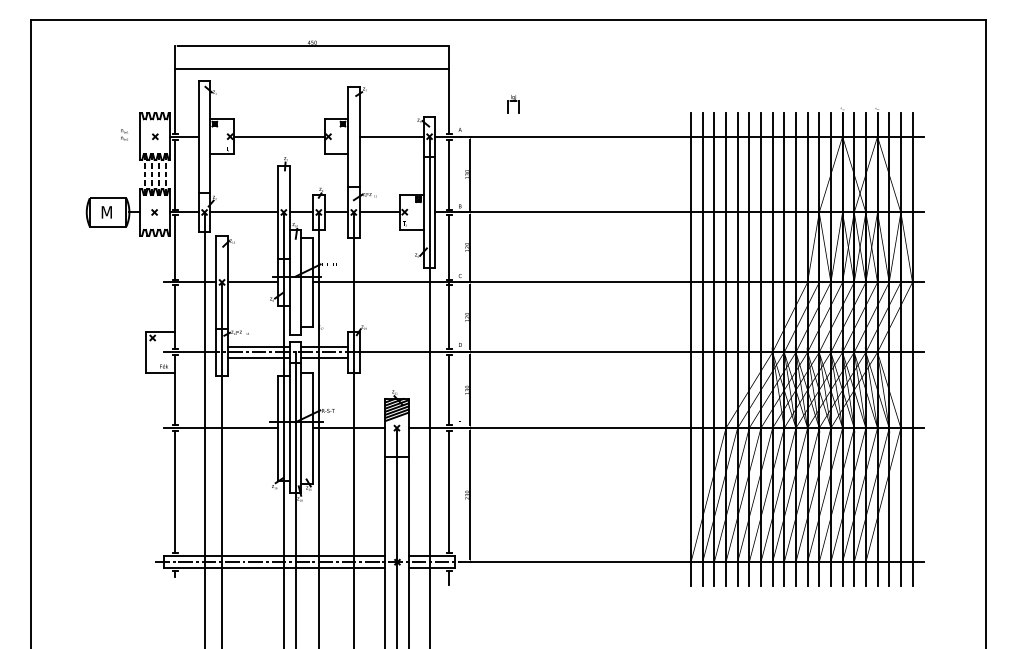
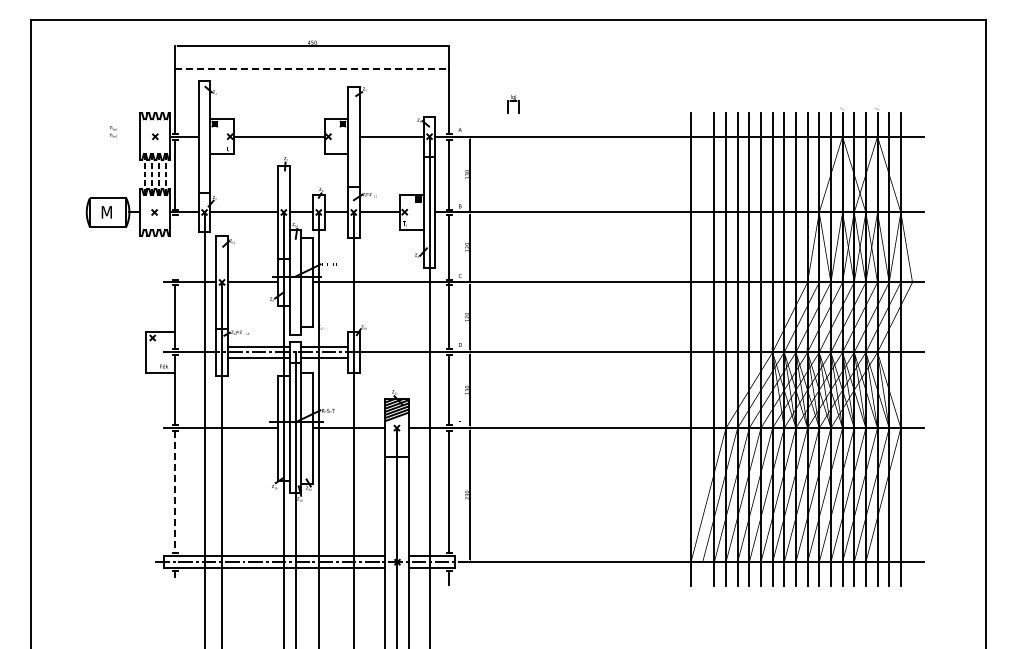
line: solid -> dashed (312, 69)
text position: (124, 134) -> (113, 131) (113, 131)
line: present -> none (175, 247)
line: present -> none (702, 349)
line: present -> none (912, 349)
line: solid -> dashed (175, 492)
